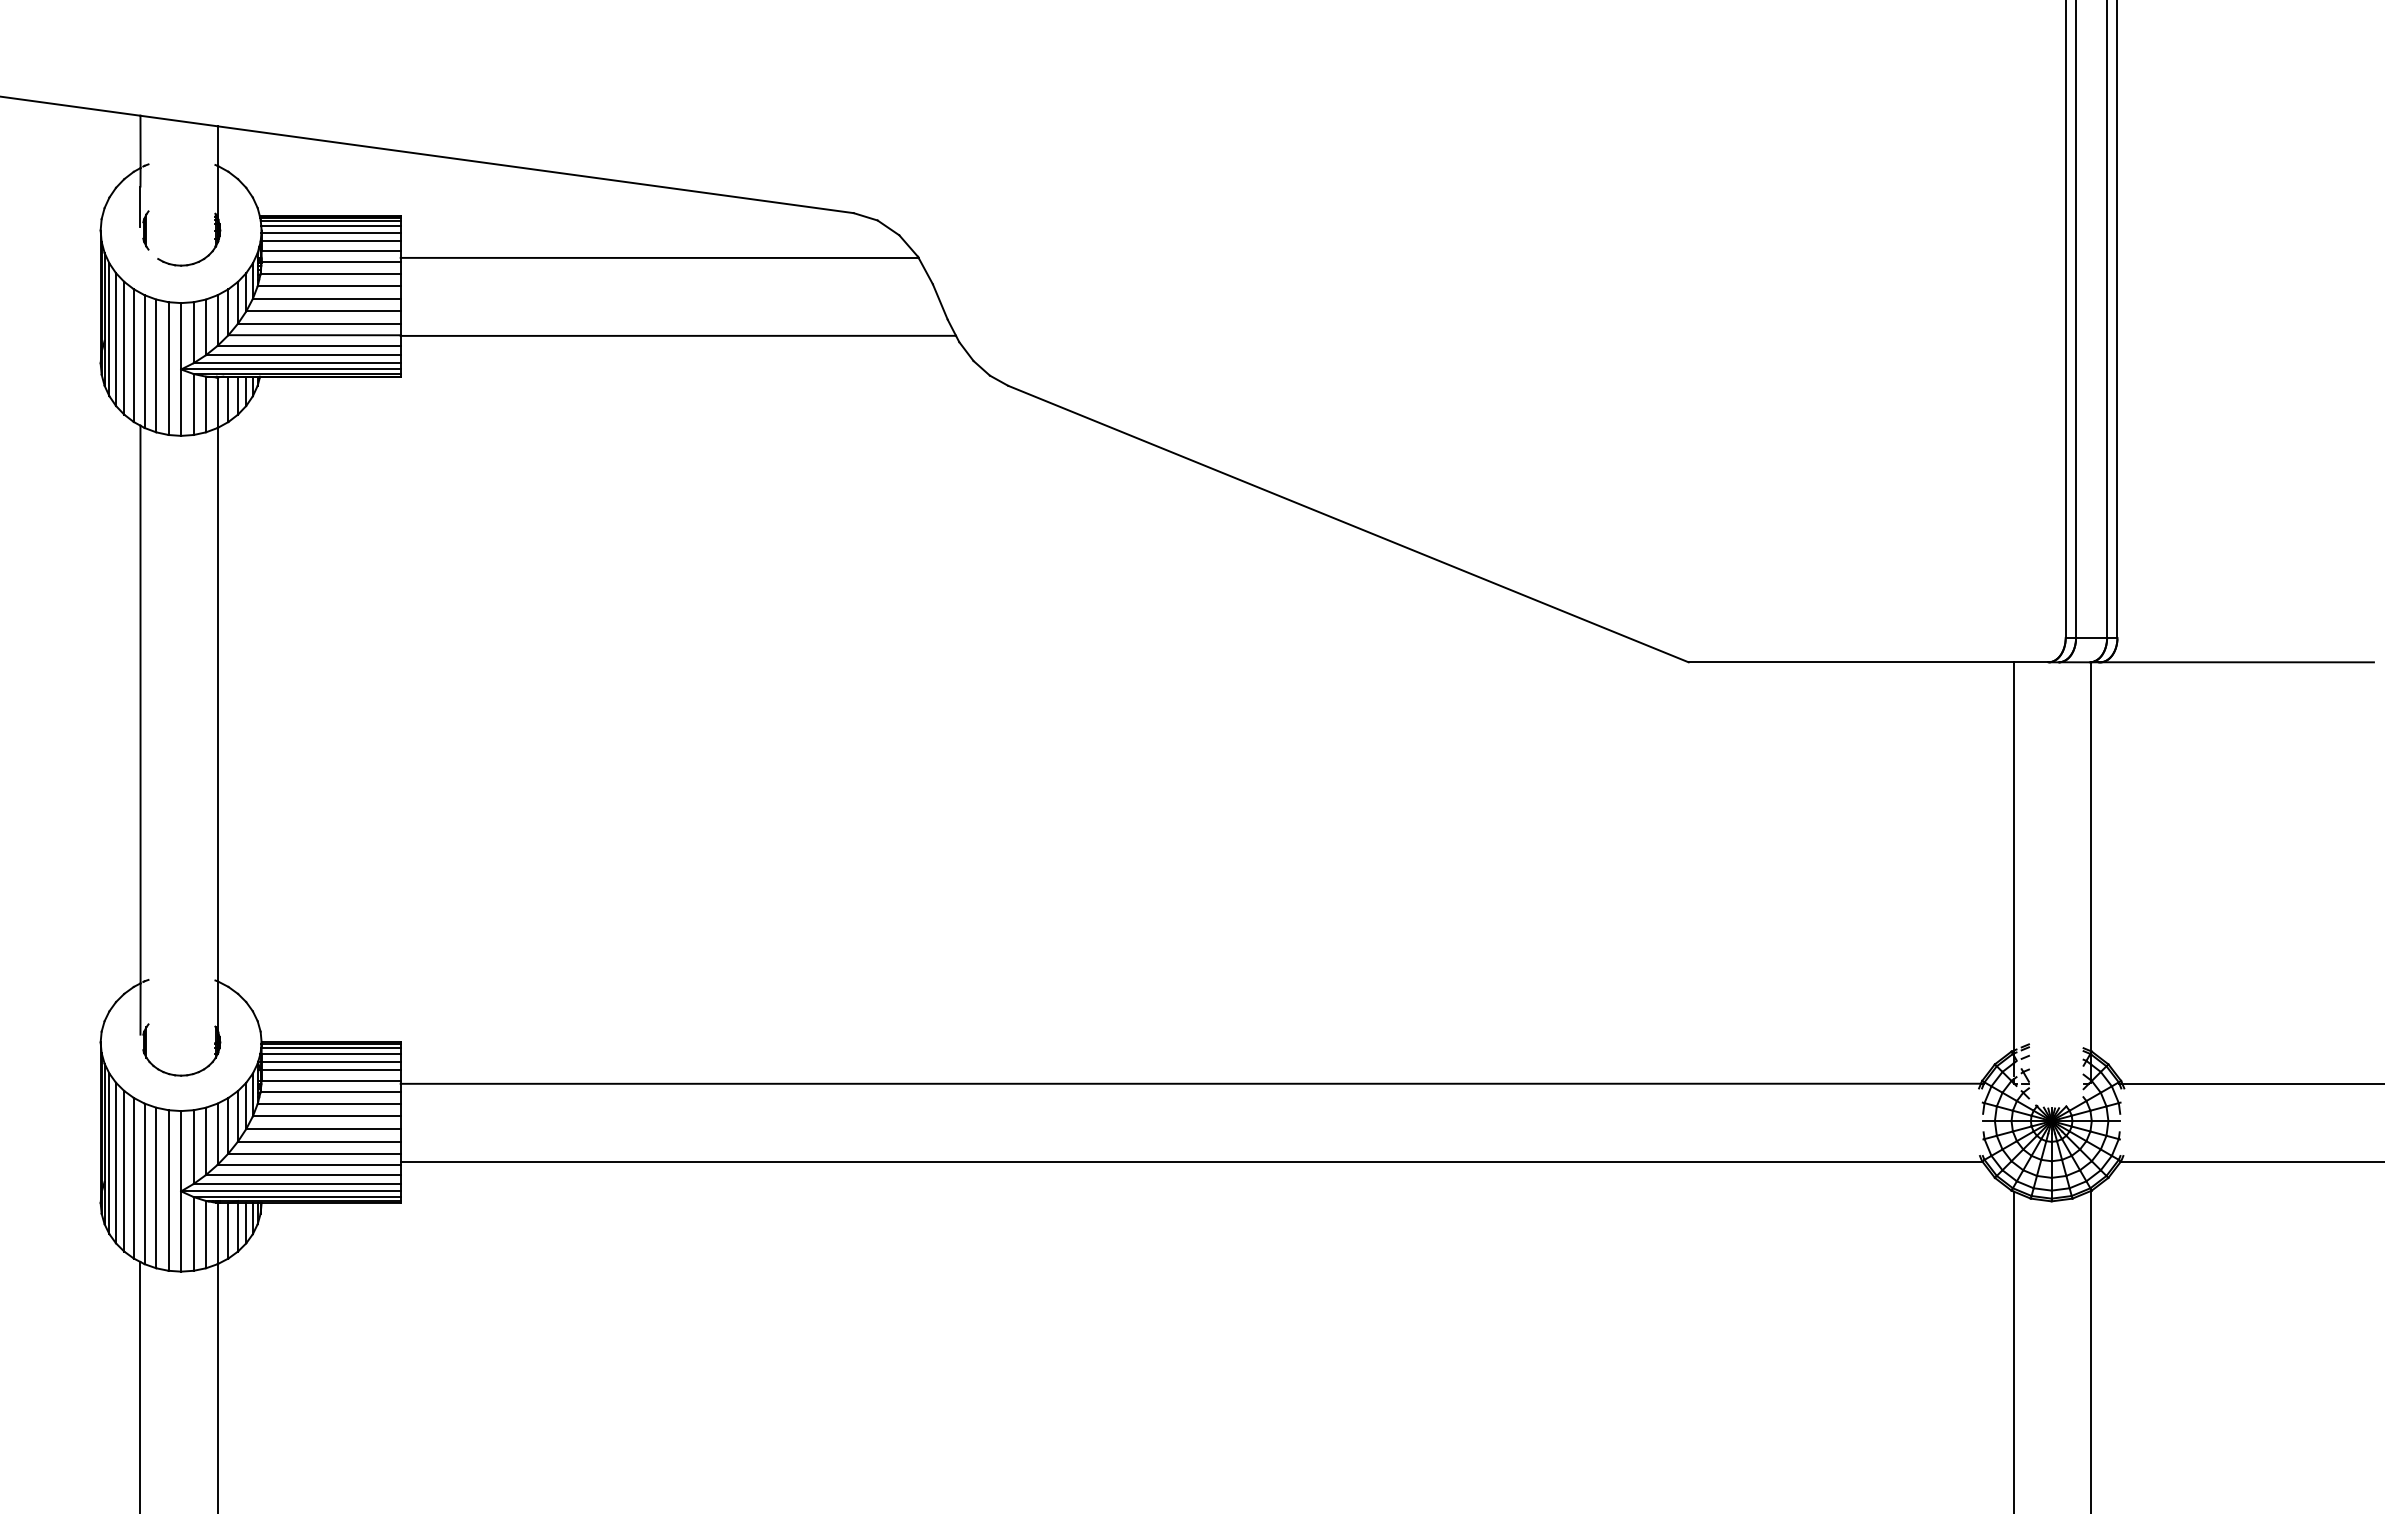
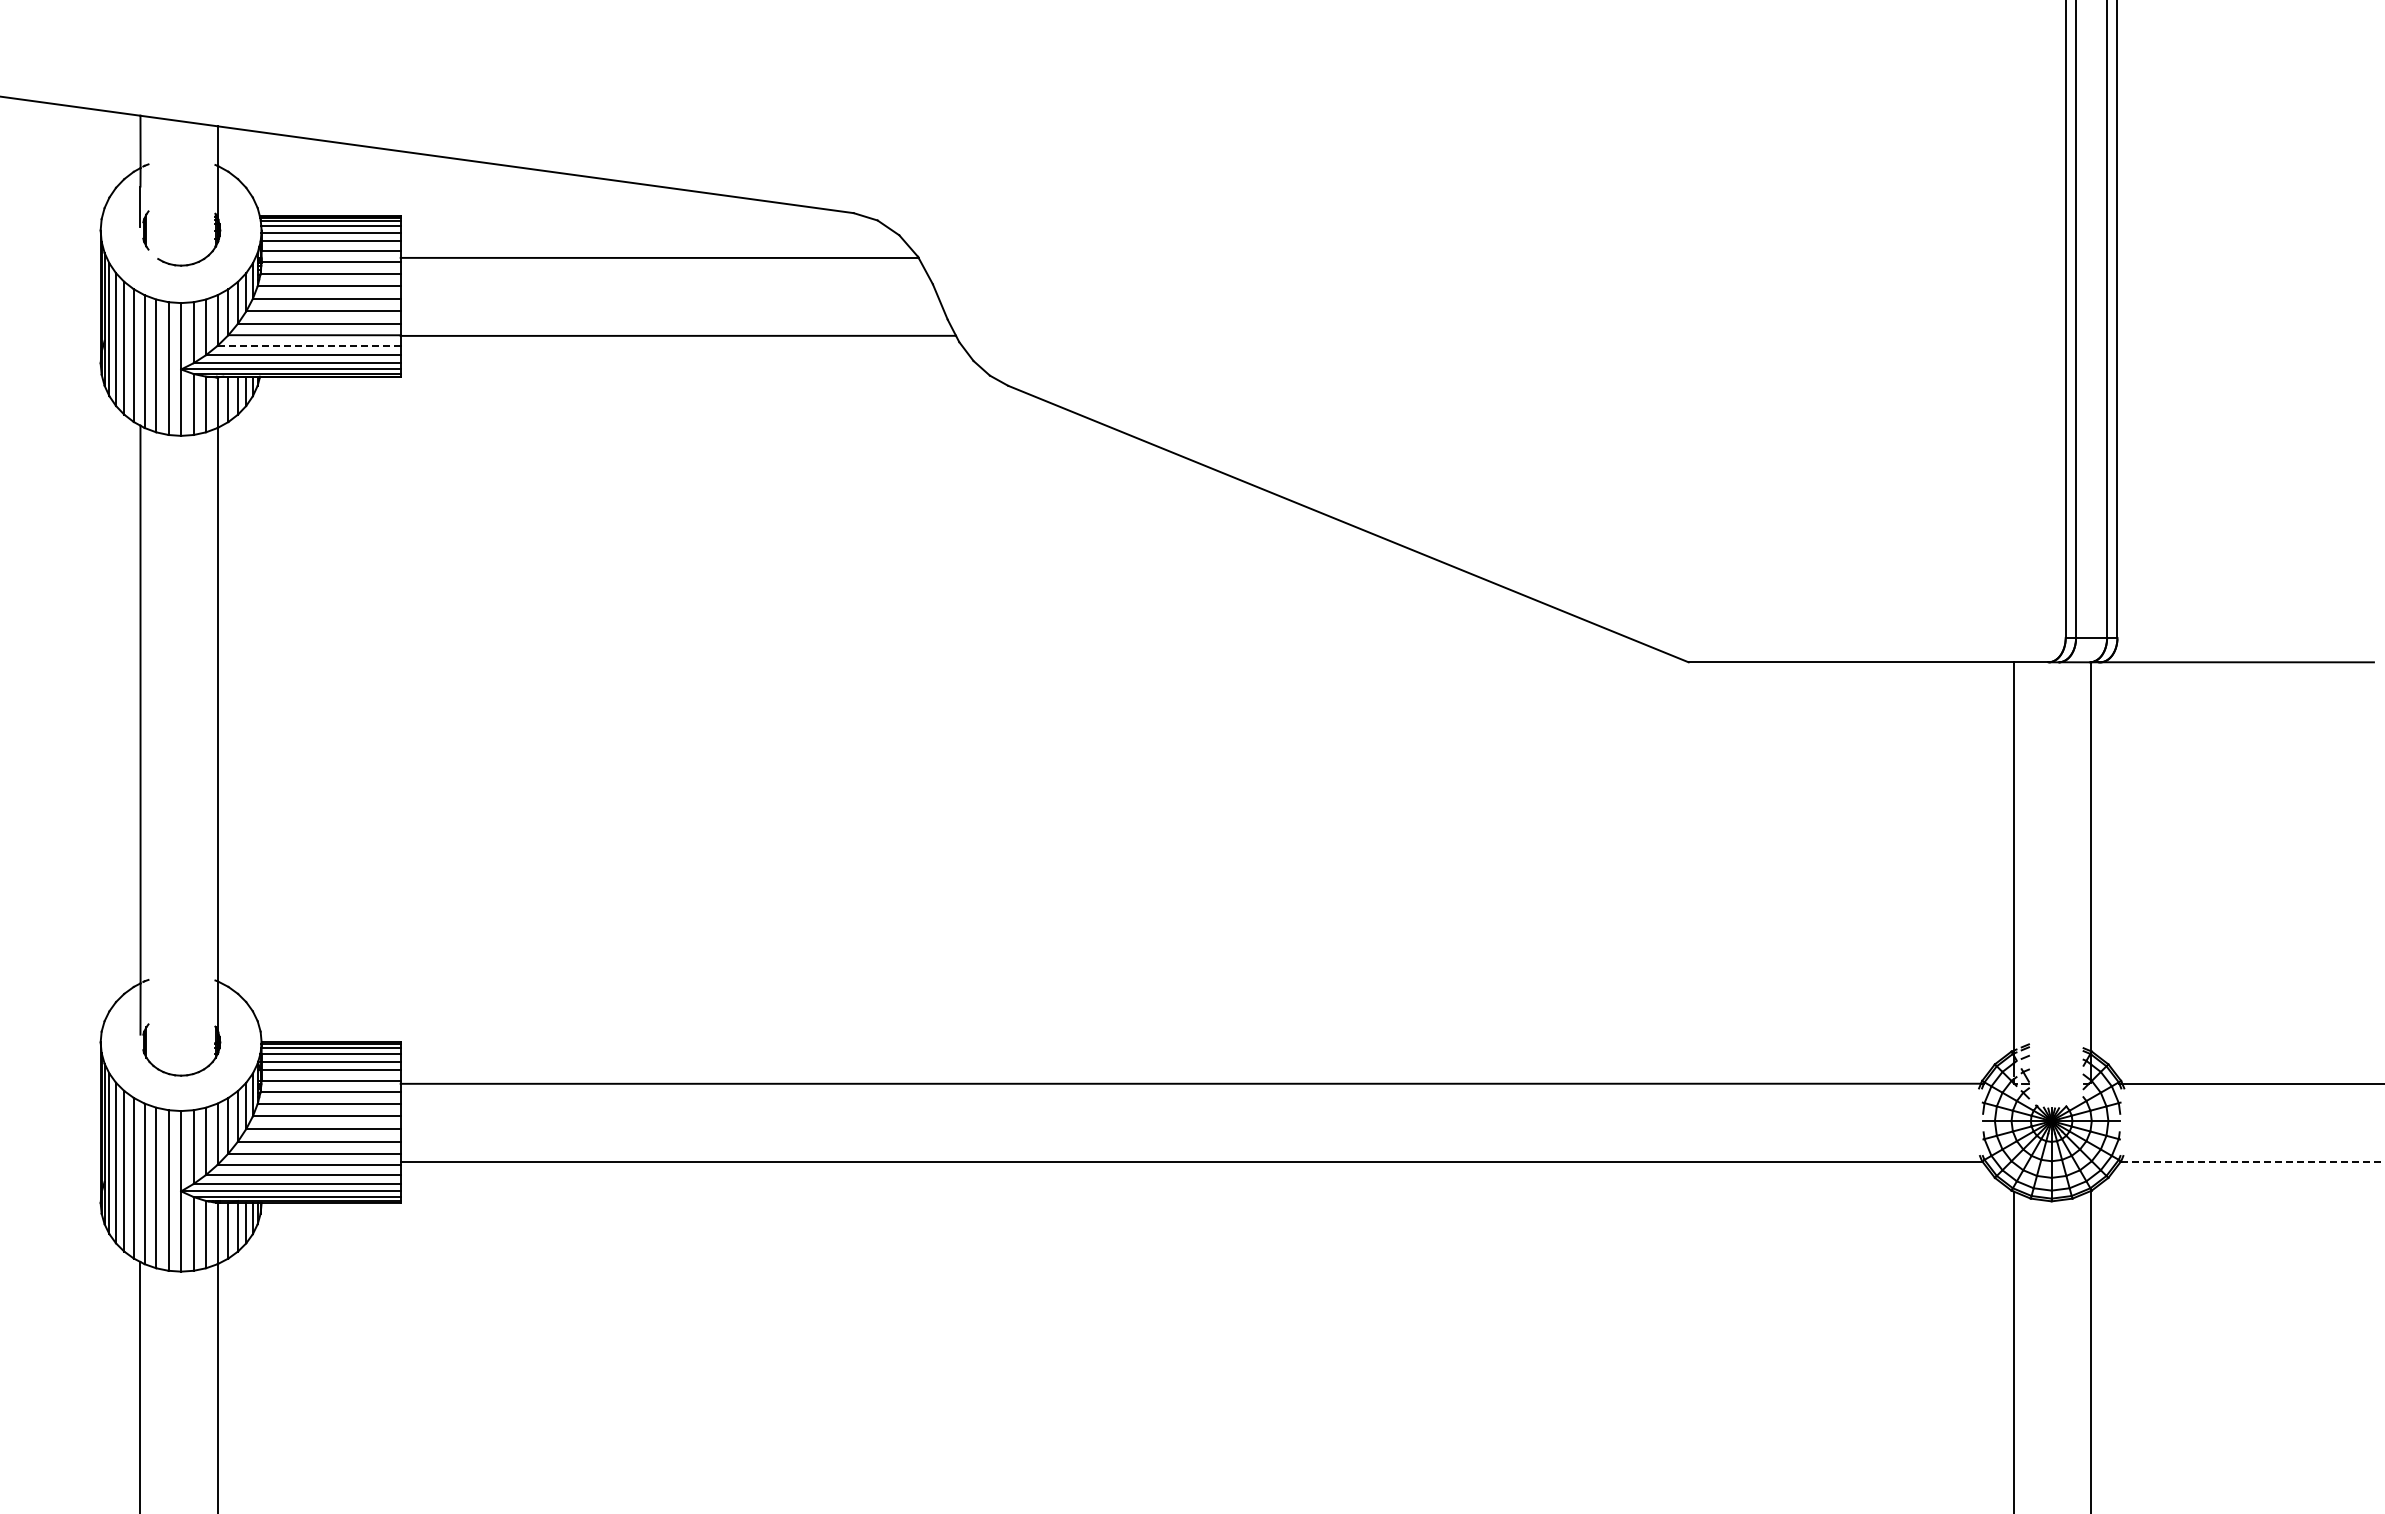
line: solid -> dashed (308, 345)
line: solid -> dashed (2252, 1161)
